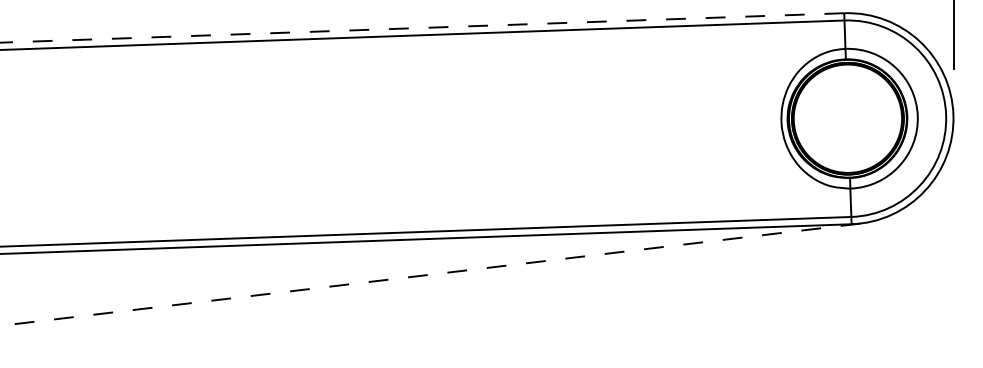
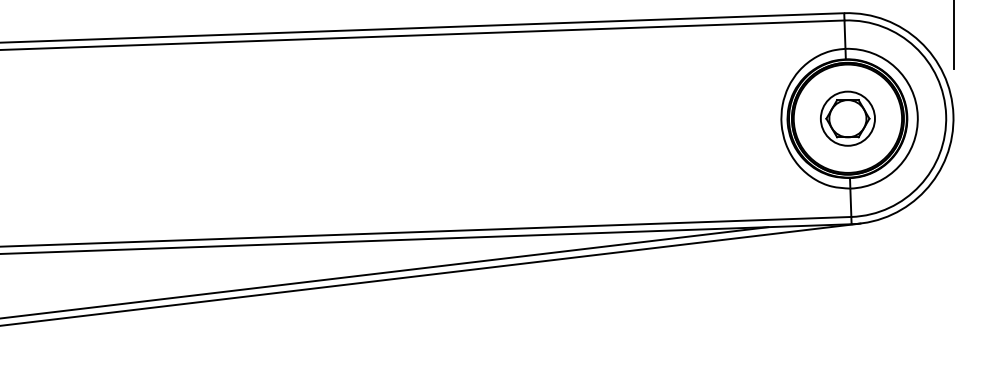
line: dashed -> solid (422, 27)
part: none -> present (847, 118)
line: none -> present (385, 272)
line: dashed -> solid (430, 274)
